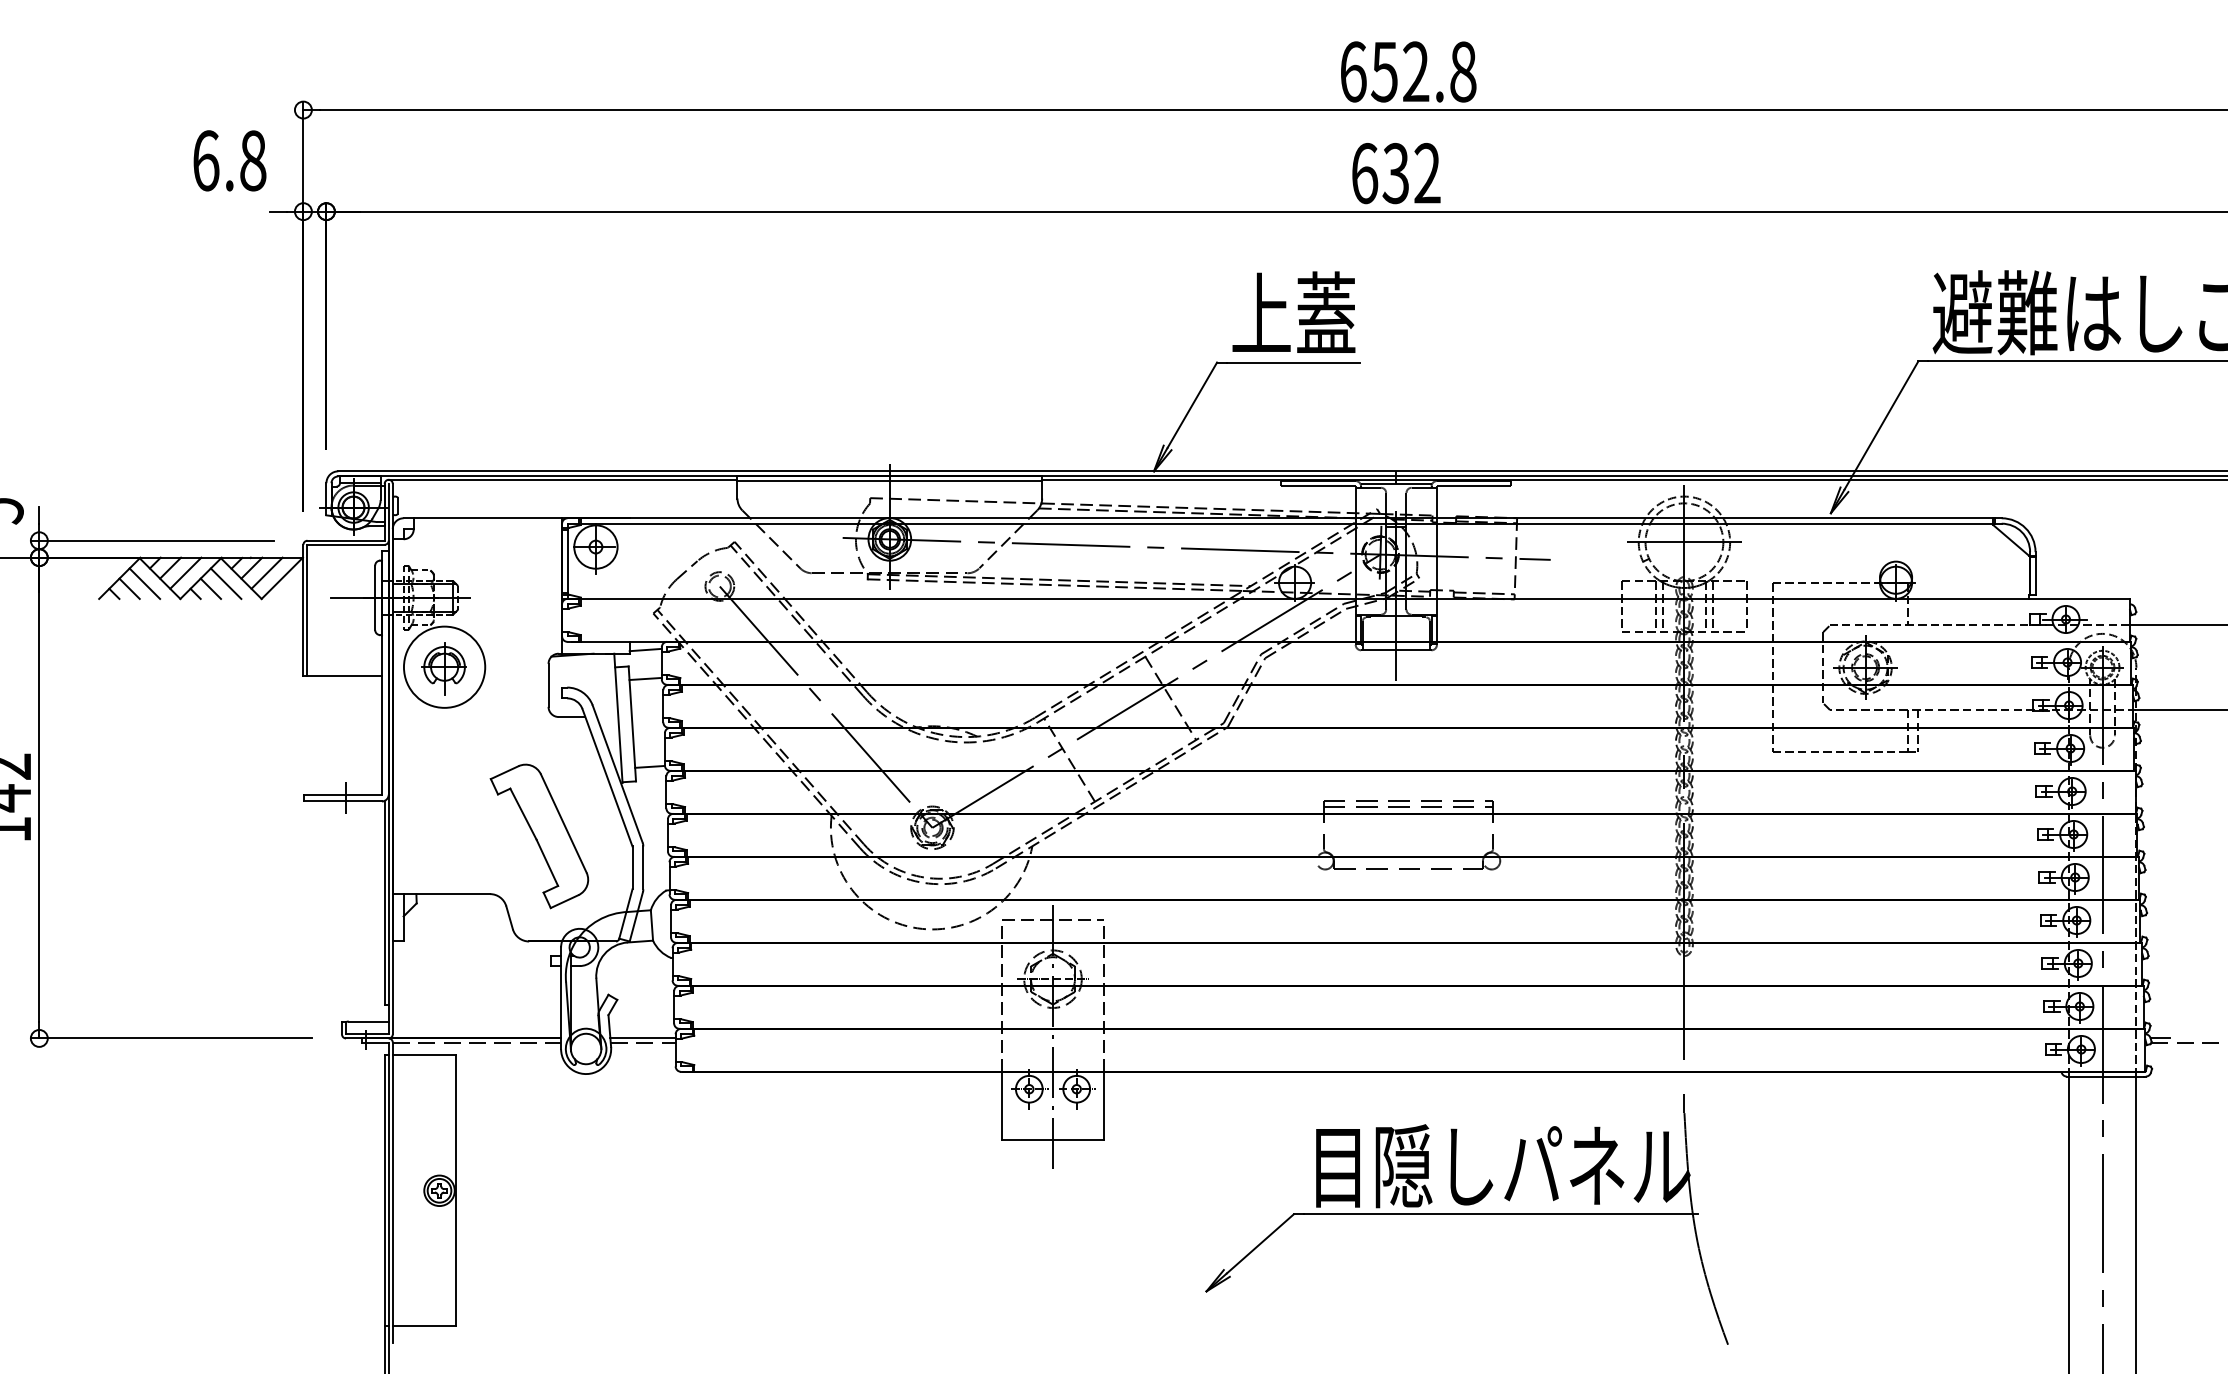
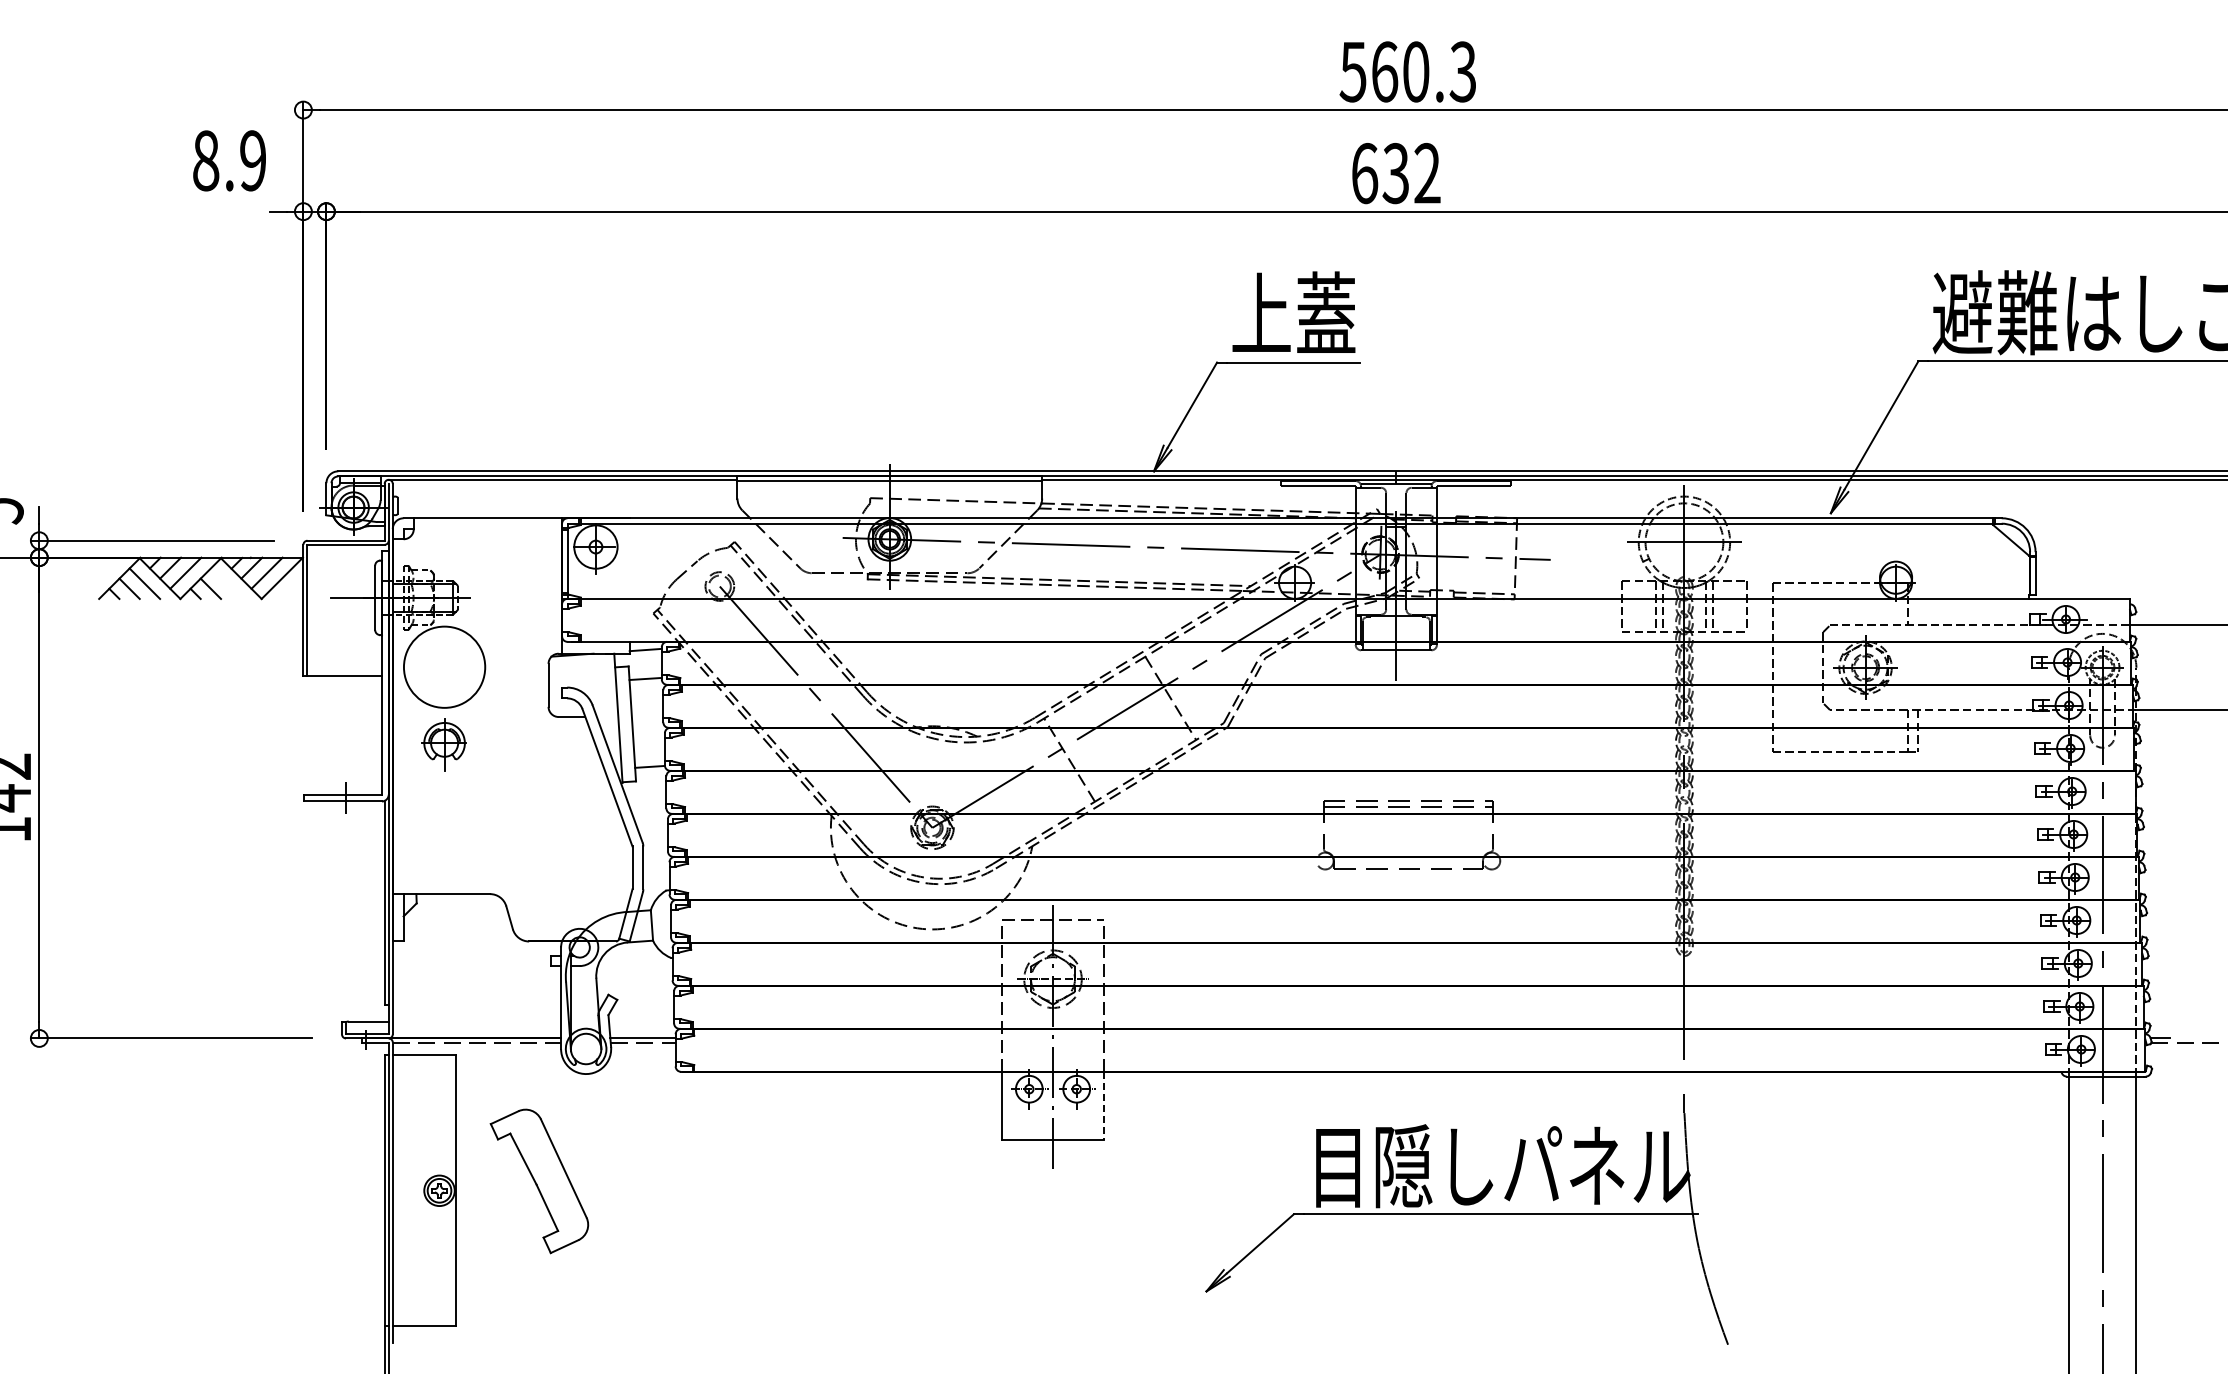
text: 652.8 -> 560.3 (1407, 71)
text: 6.8 -> 8.9 (229, 160)
line: present -> none (225, 583)
part position: (443, 668) -> (443, 744) (443, 744)
part position: (539, 836) -> (539, 1181) (539, 1181)
line: solid -> dashed (1103, 1106)
